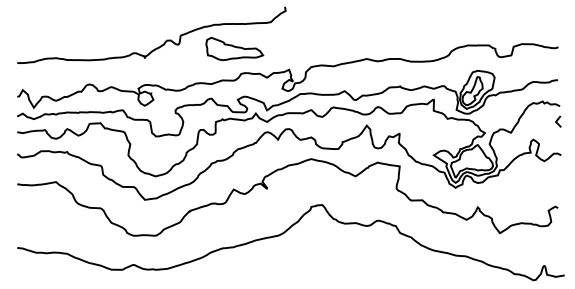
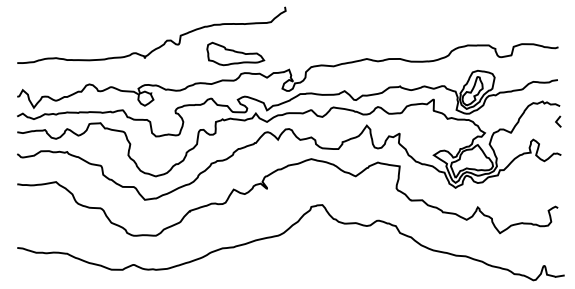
part position: (234, 48) -> (235, 53) (235, 53)
